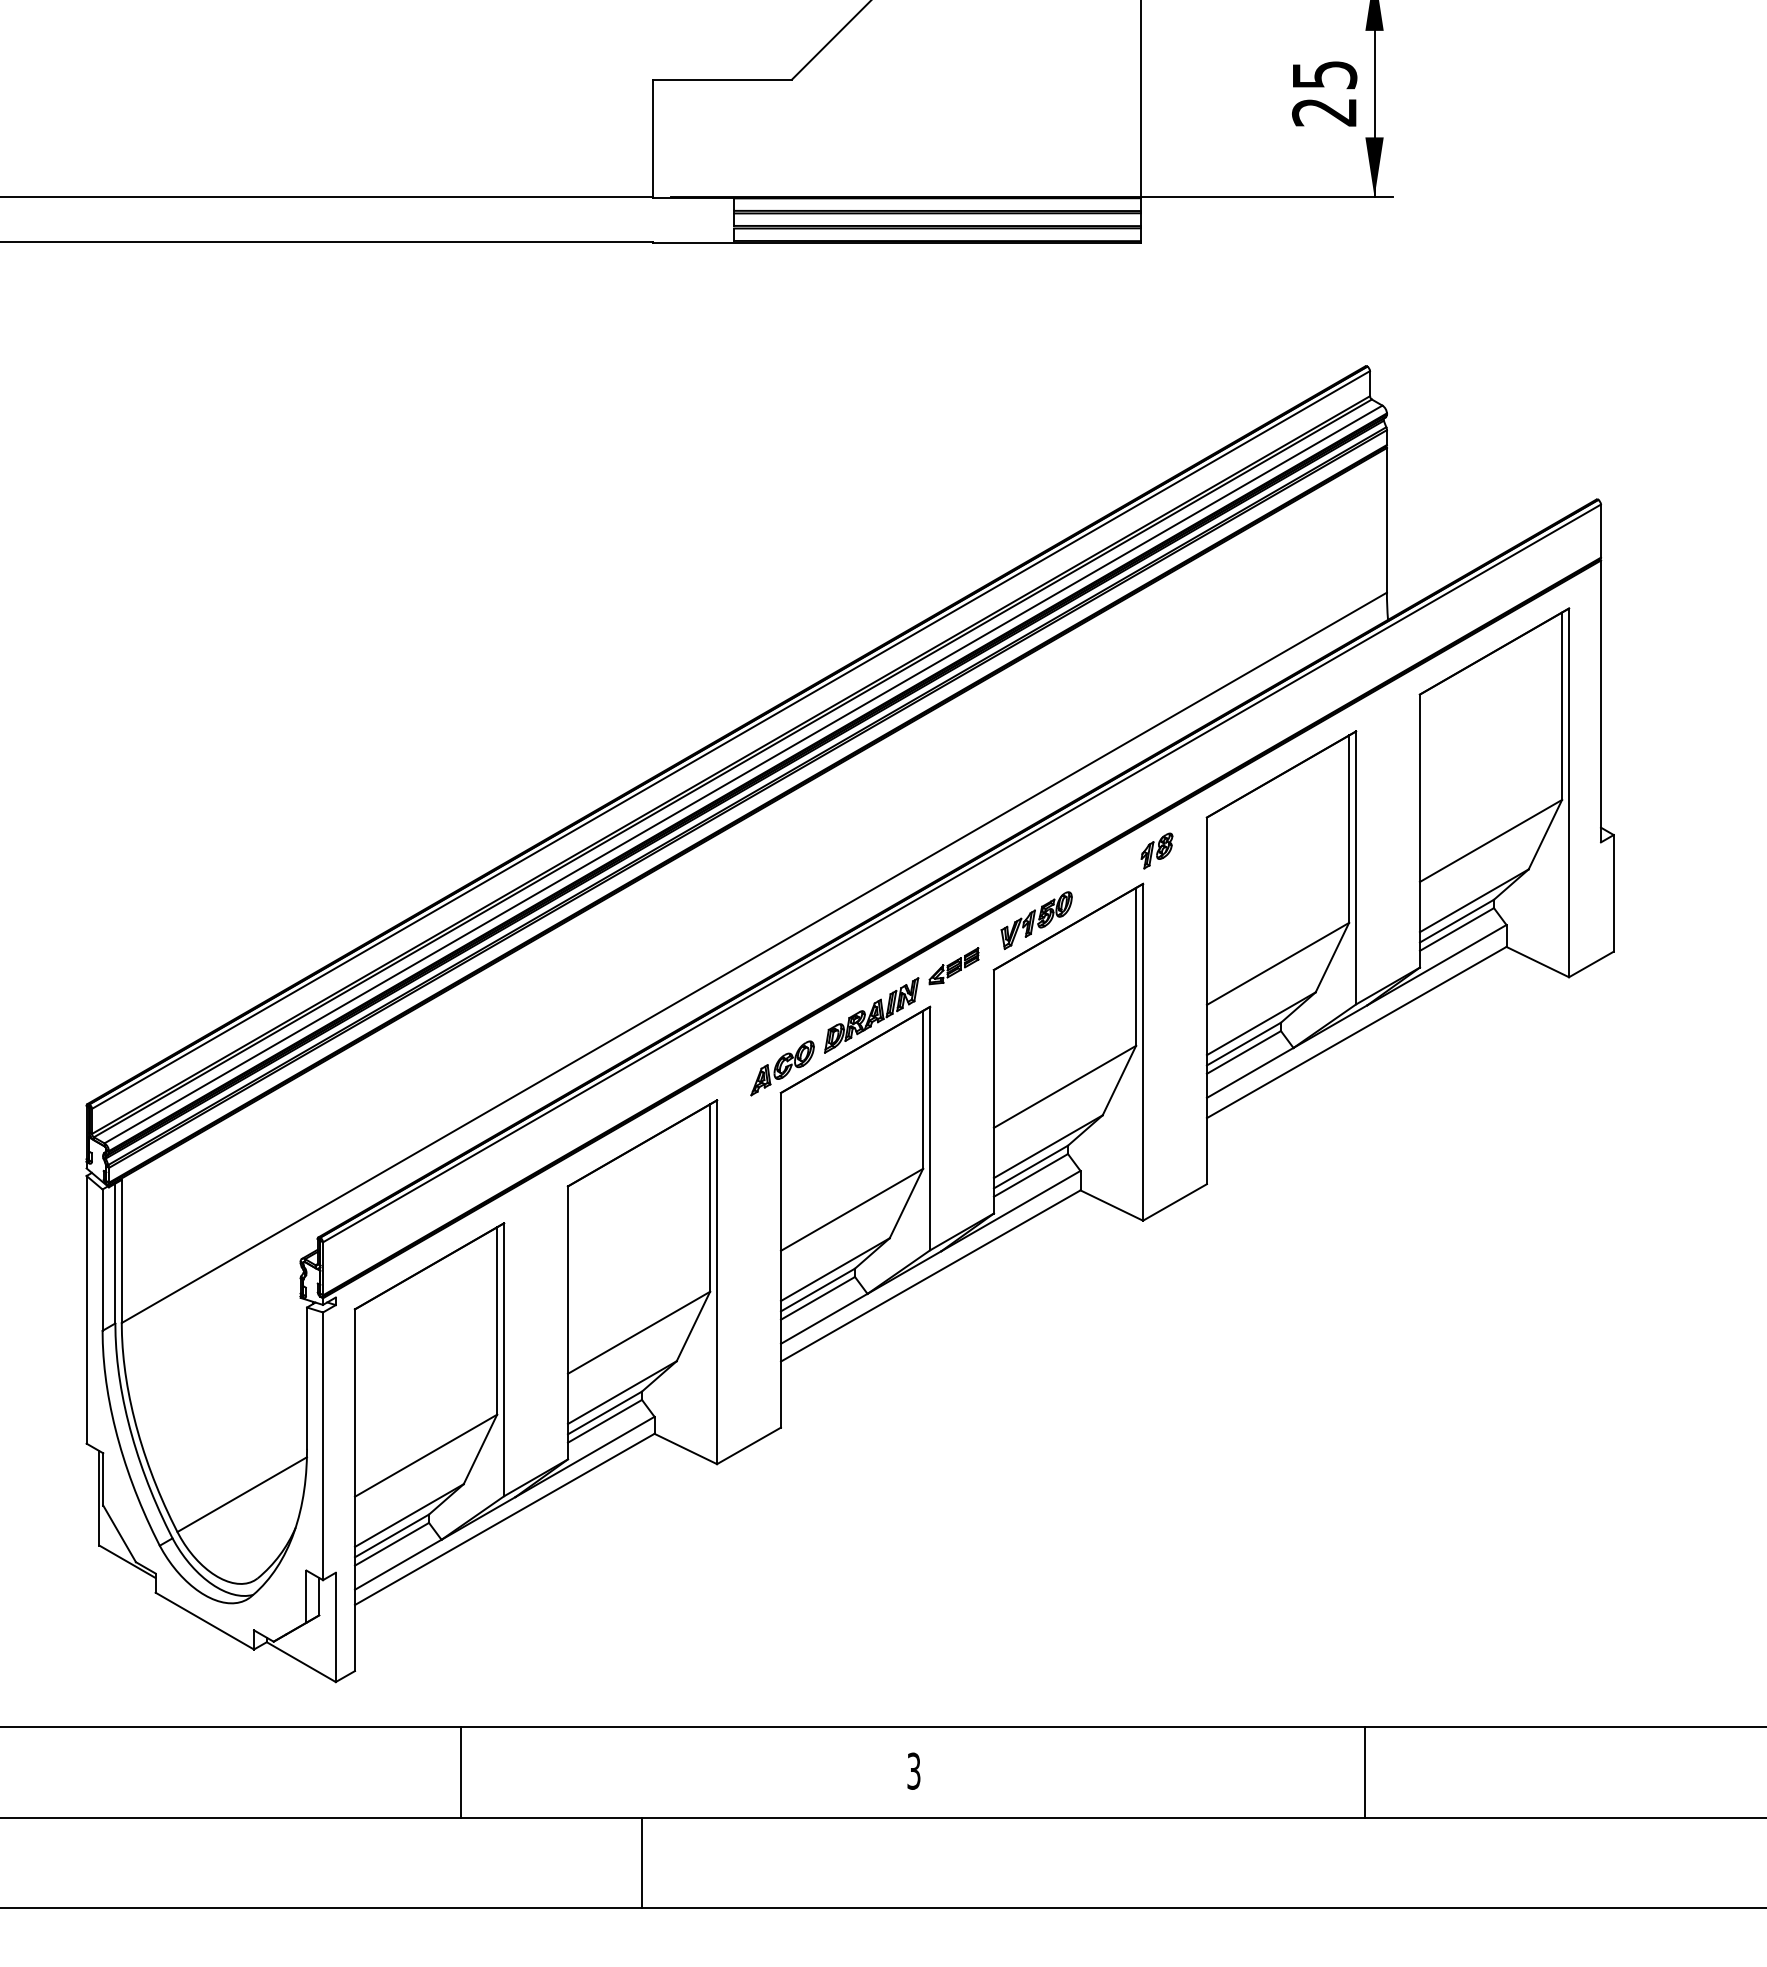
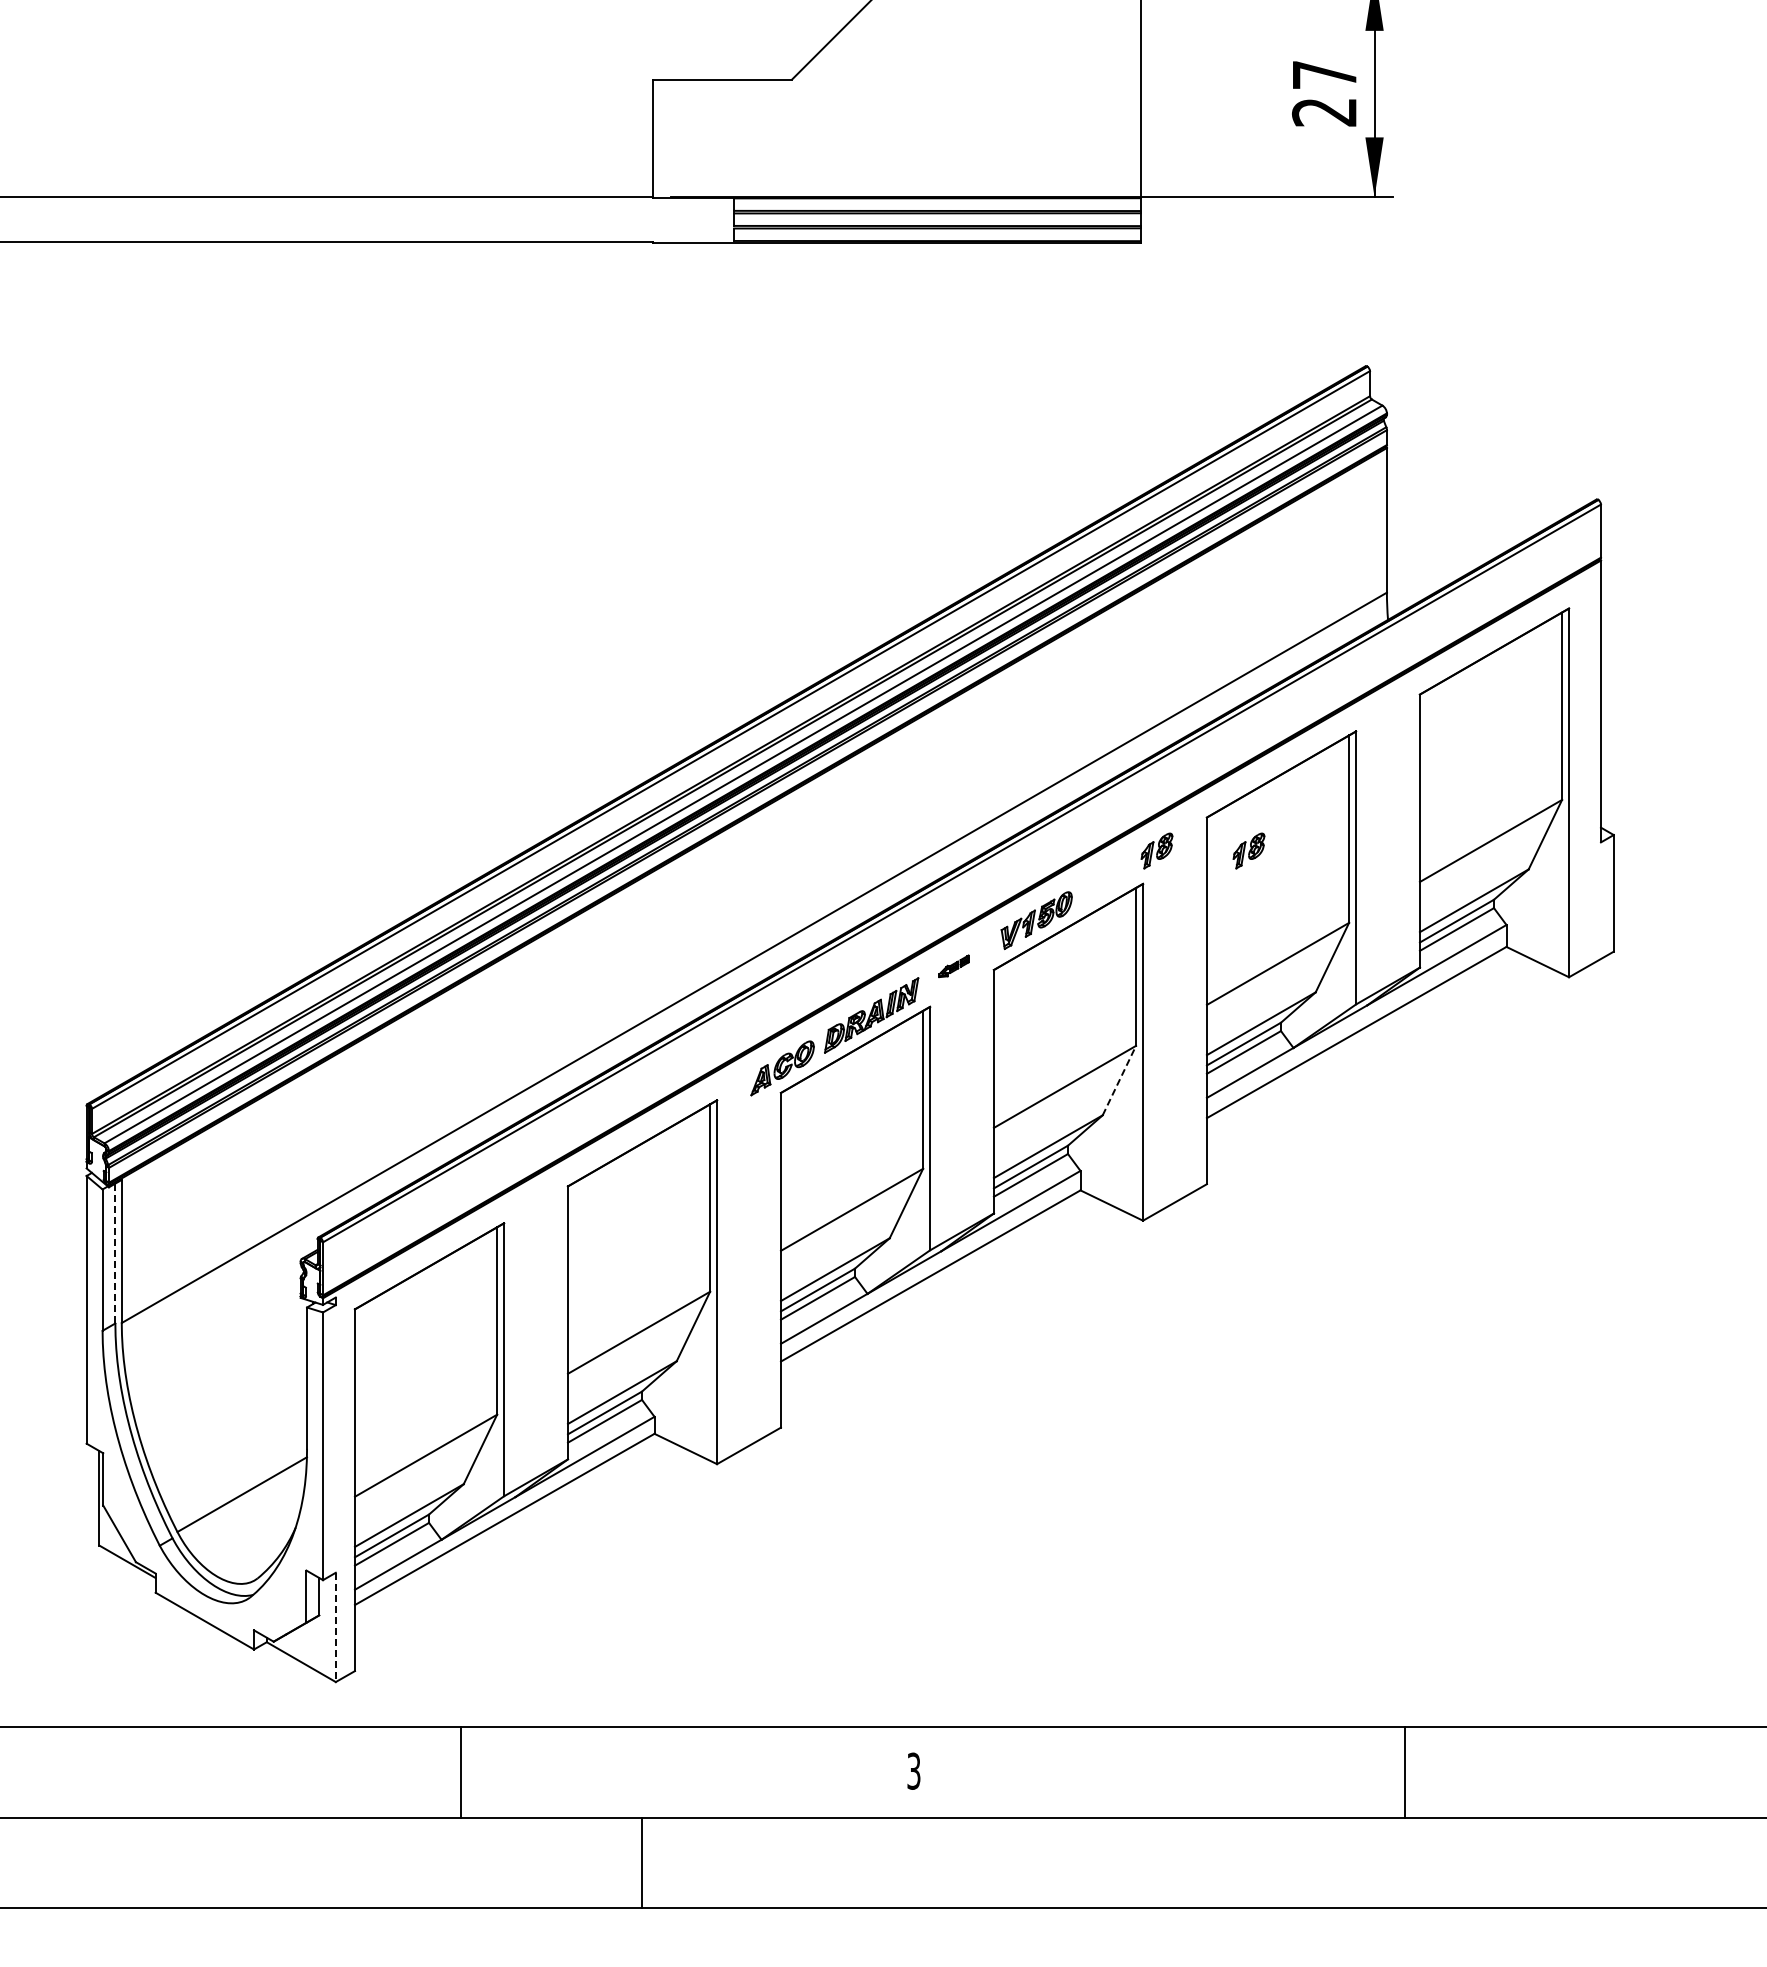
text: 25 -> 27 (1325, 75)
part: none -> present (1248, 850)
part size: 52x39 px -> 32x25 px (953, 966)
line: solid -> dashed (1119, 1080)
line: solid -> dashed (115, 1253)
line: solid -> dashed (335, 1627)
line position: (1365, 1772) -> (1405, 1772) (1405, 1772)
